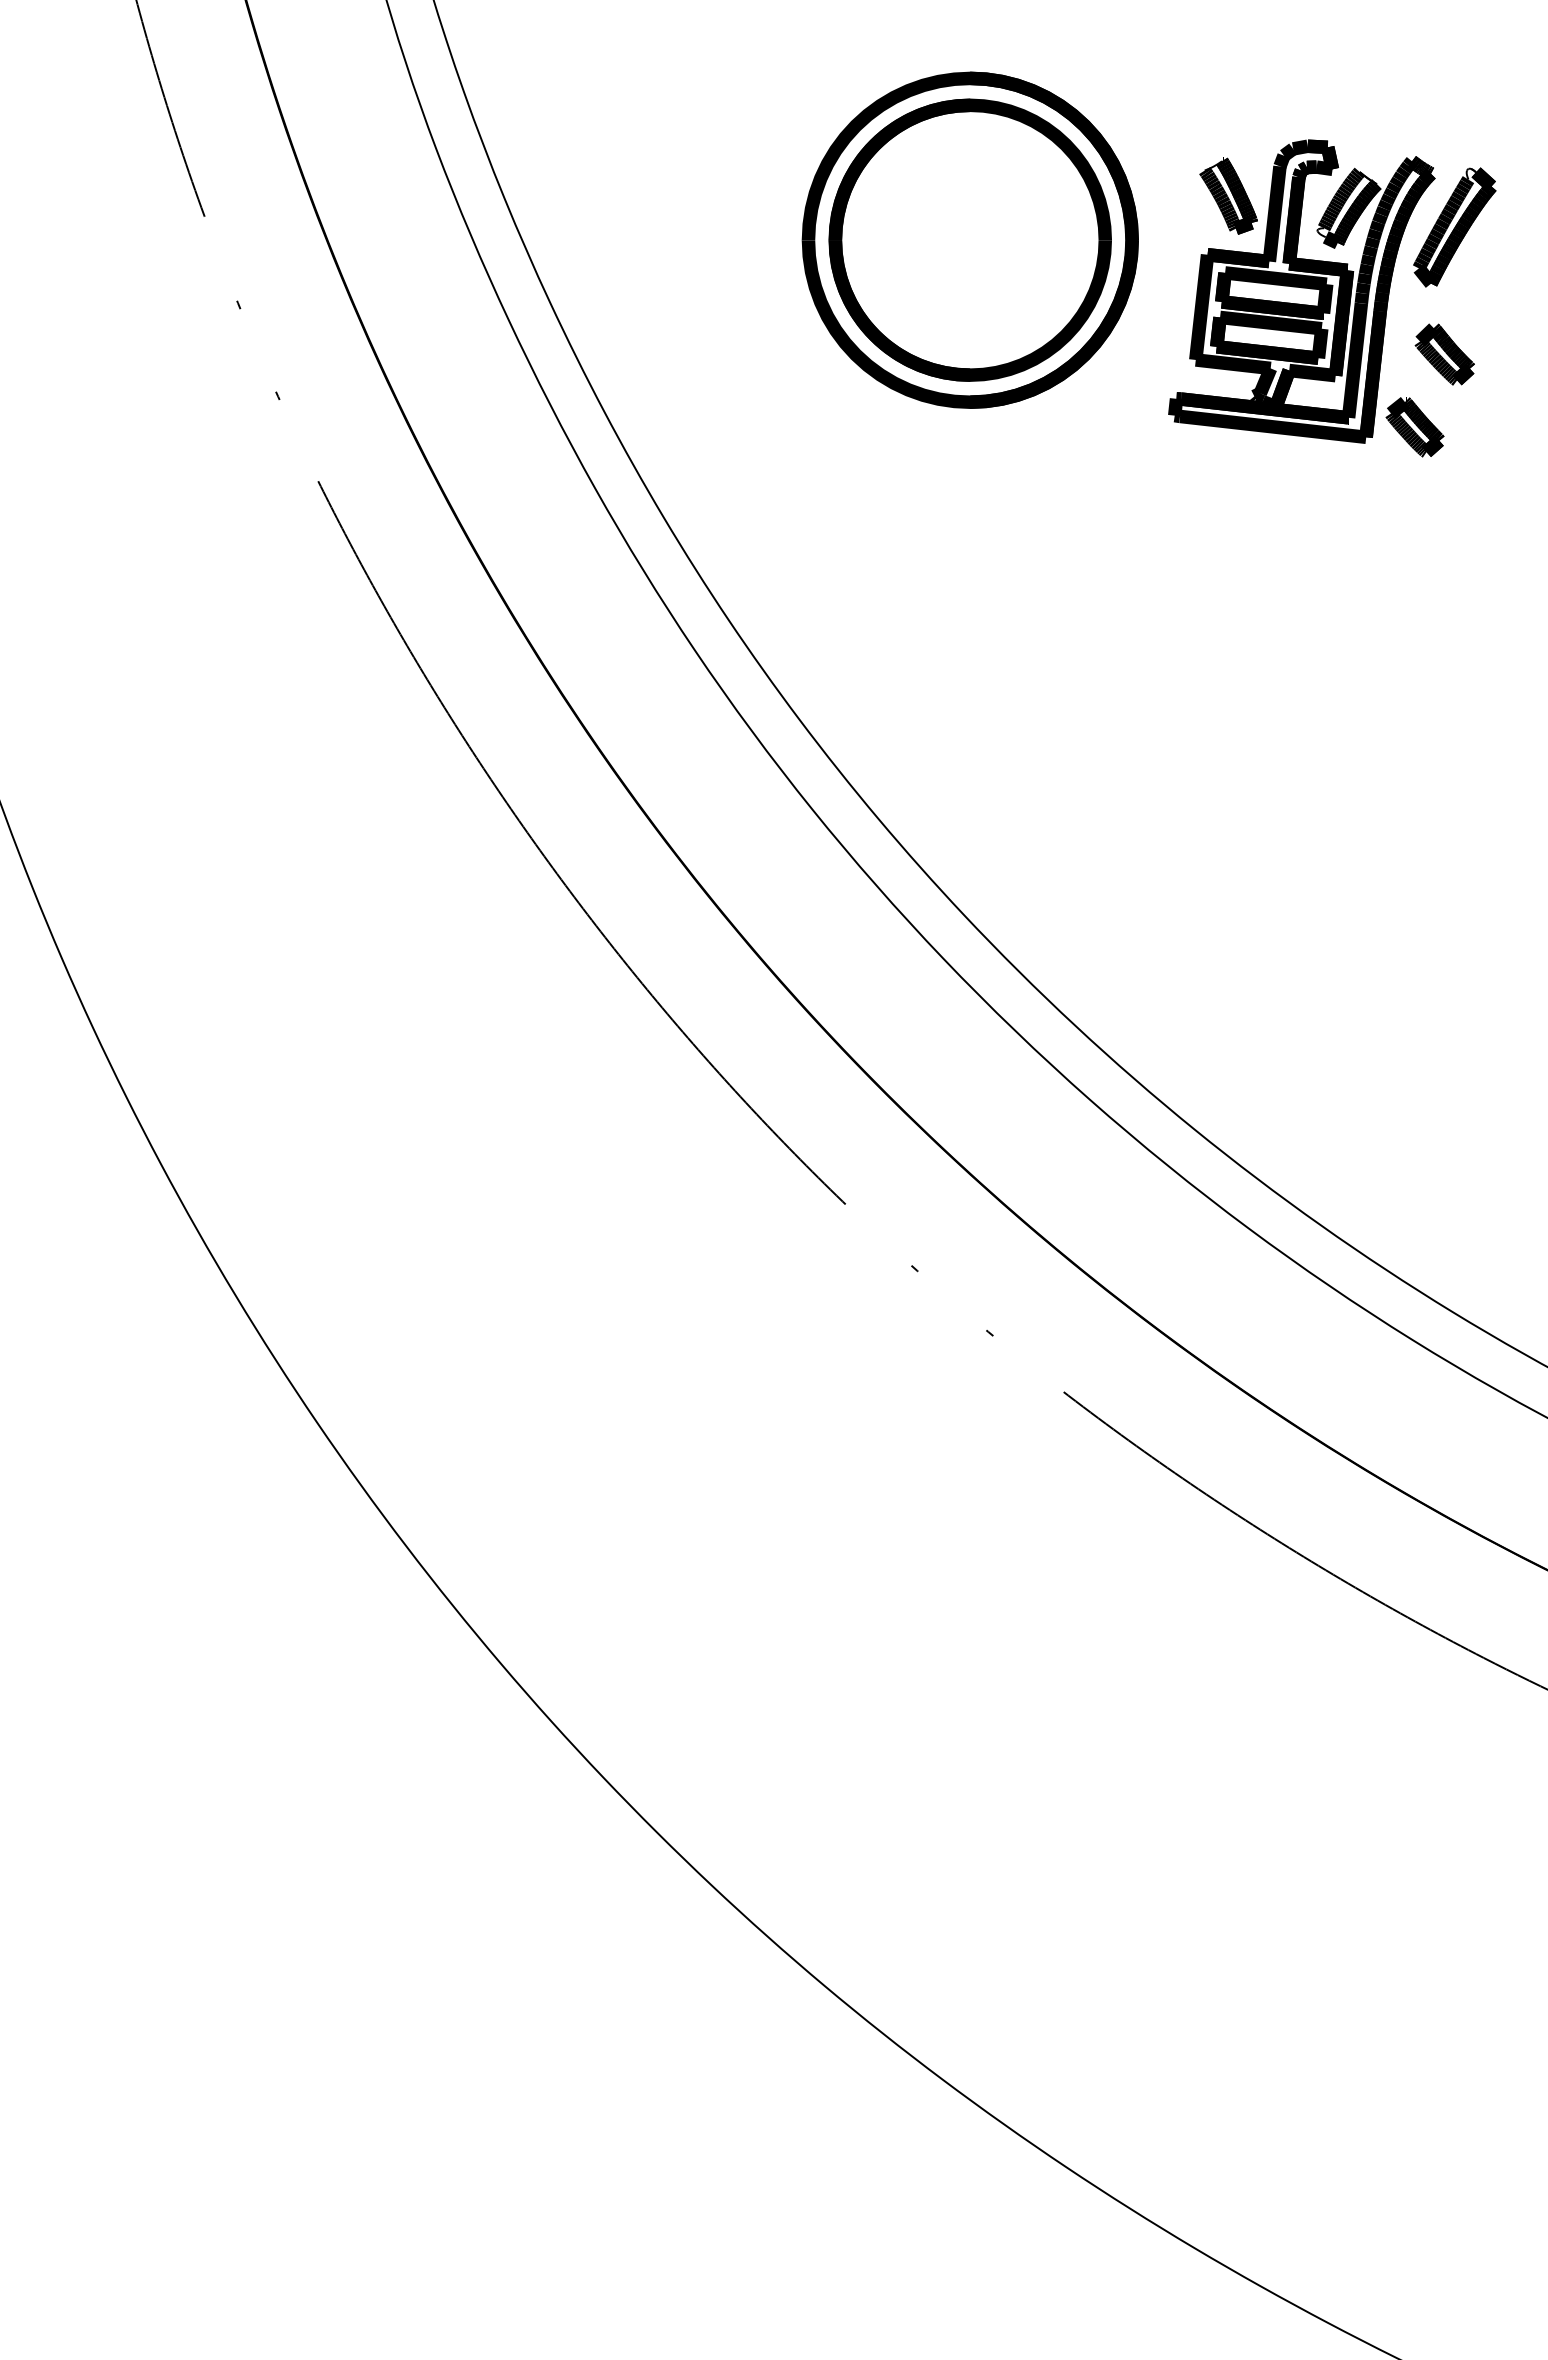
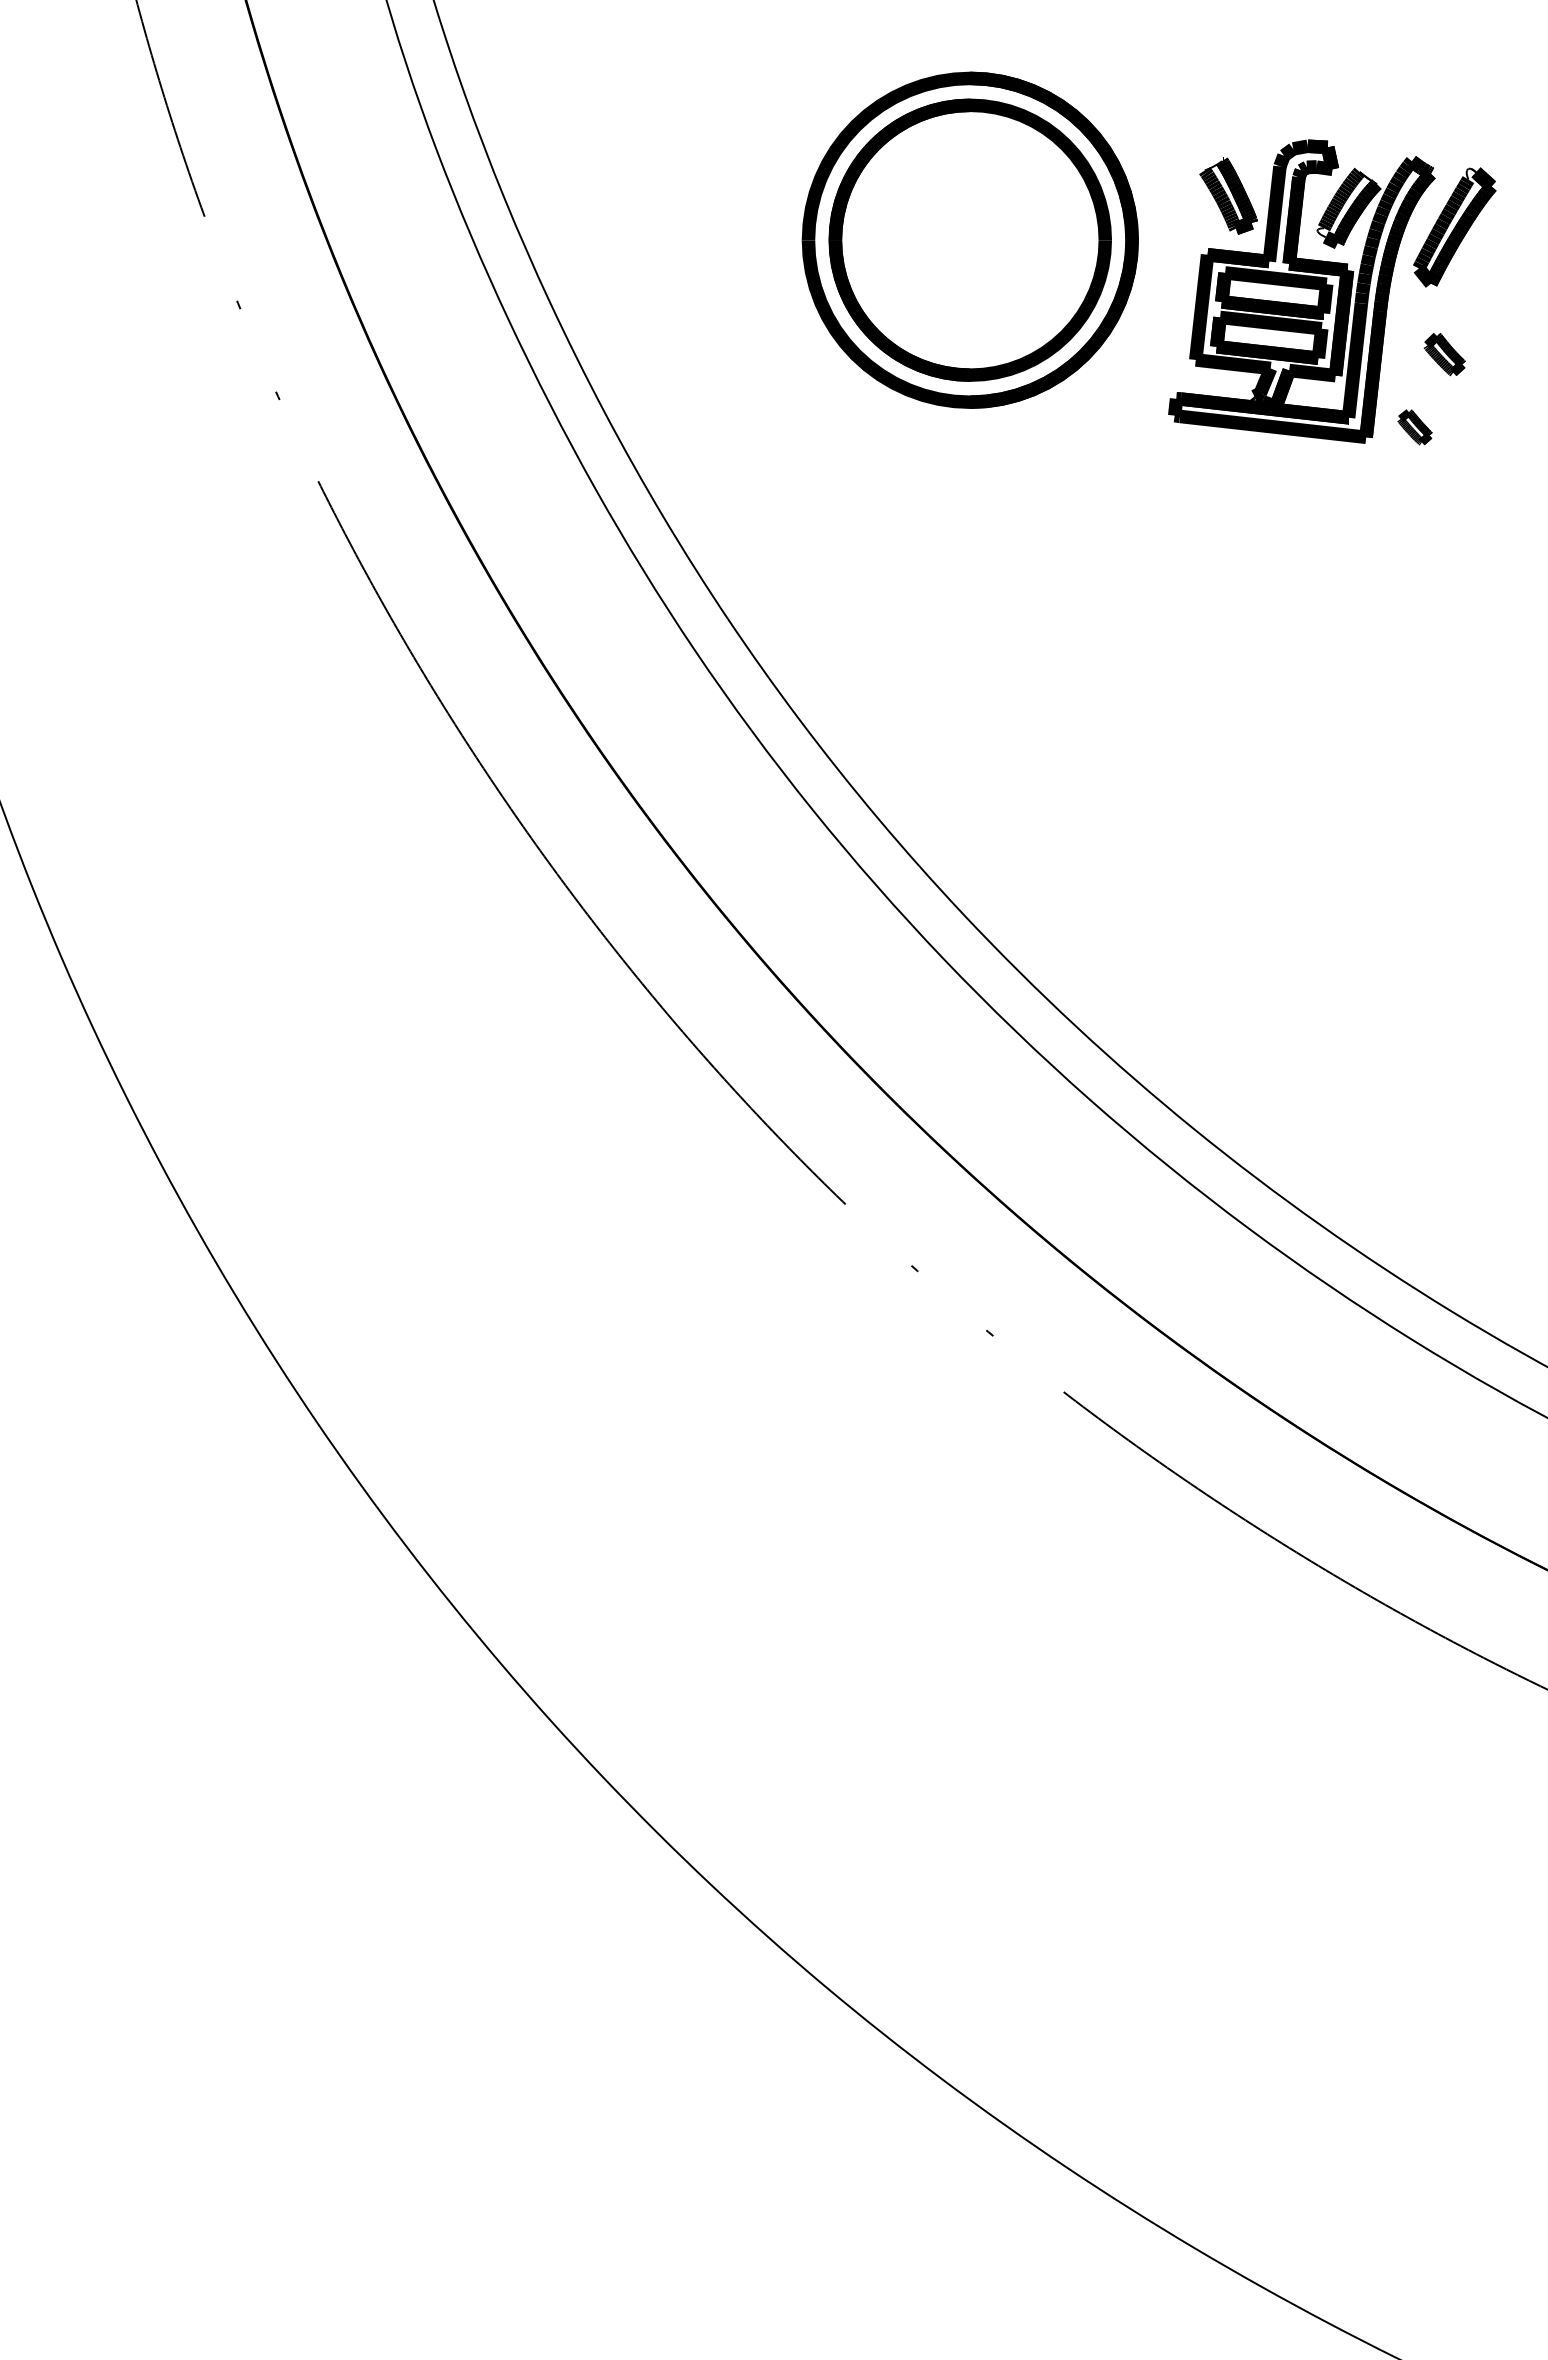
part size: 61x63 px -> 43x44 px (1444, 354)
part size: 60x61 px -> 36x37 px (1414, 427)
